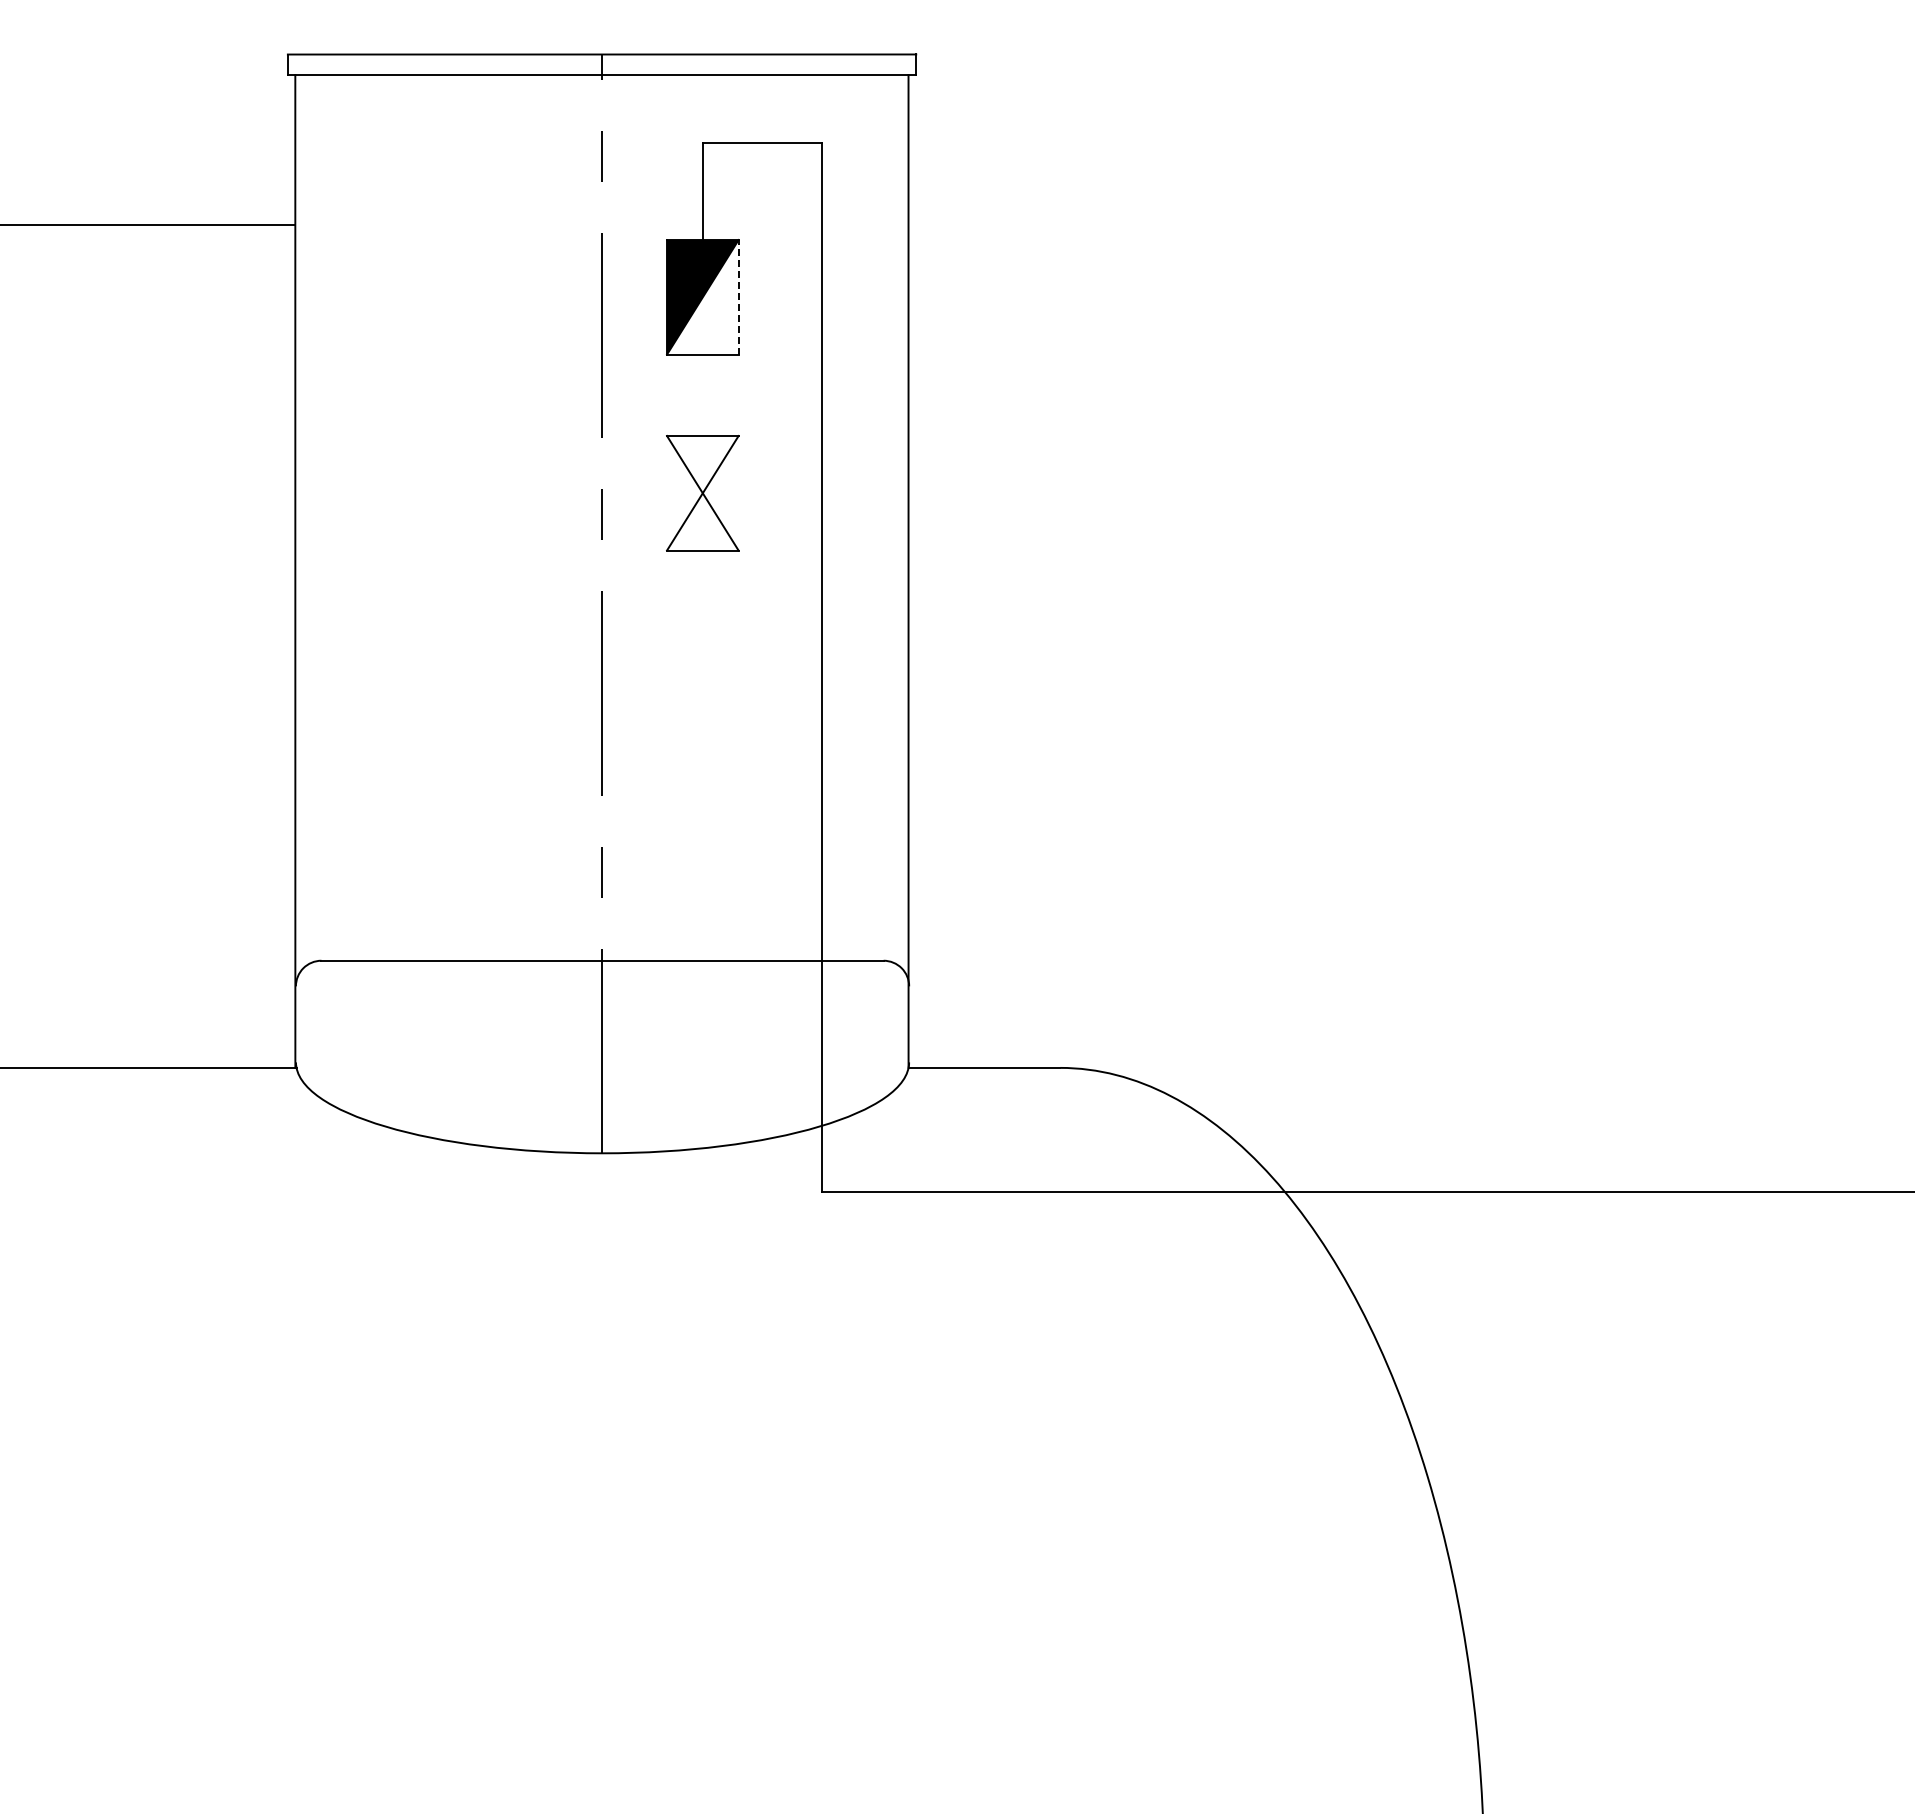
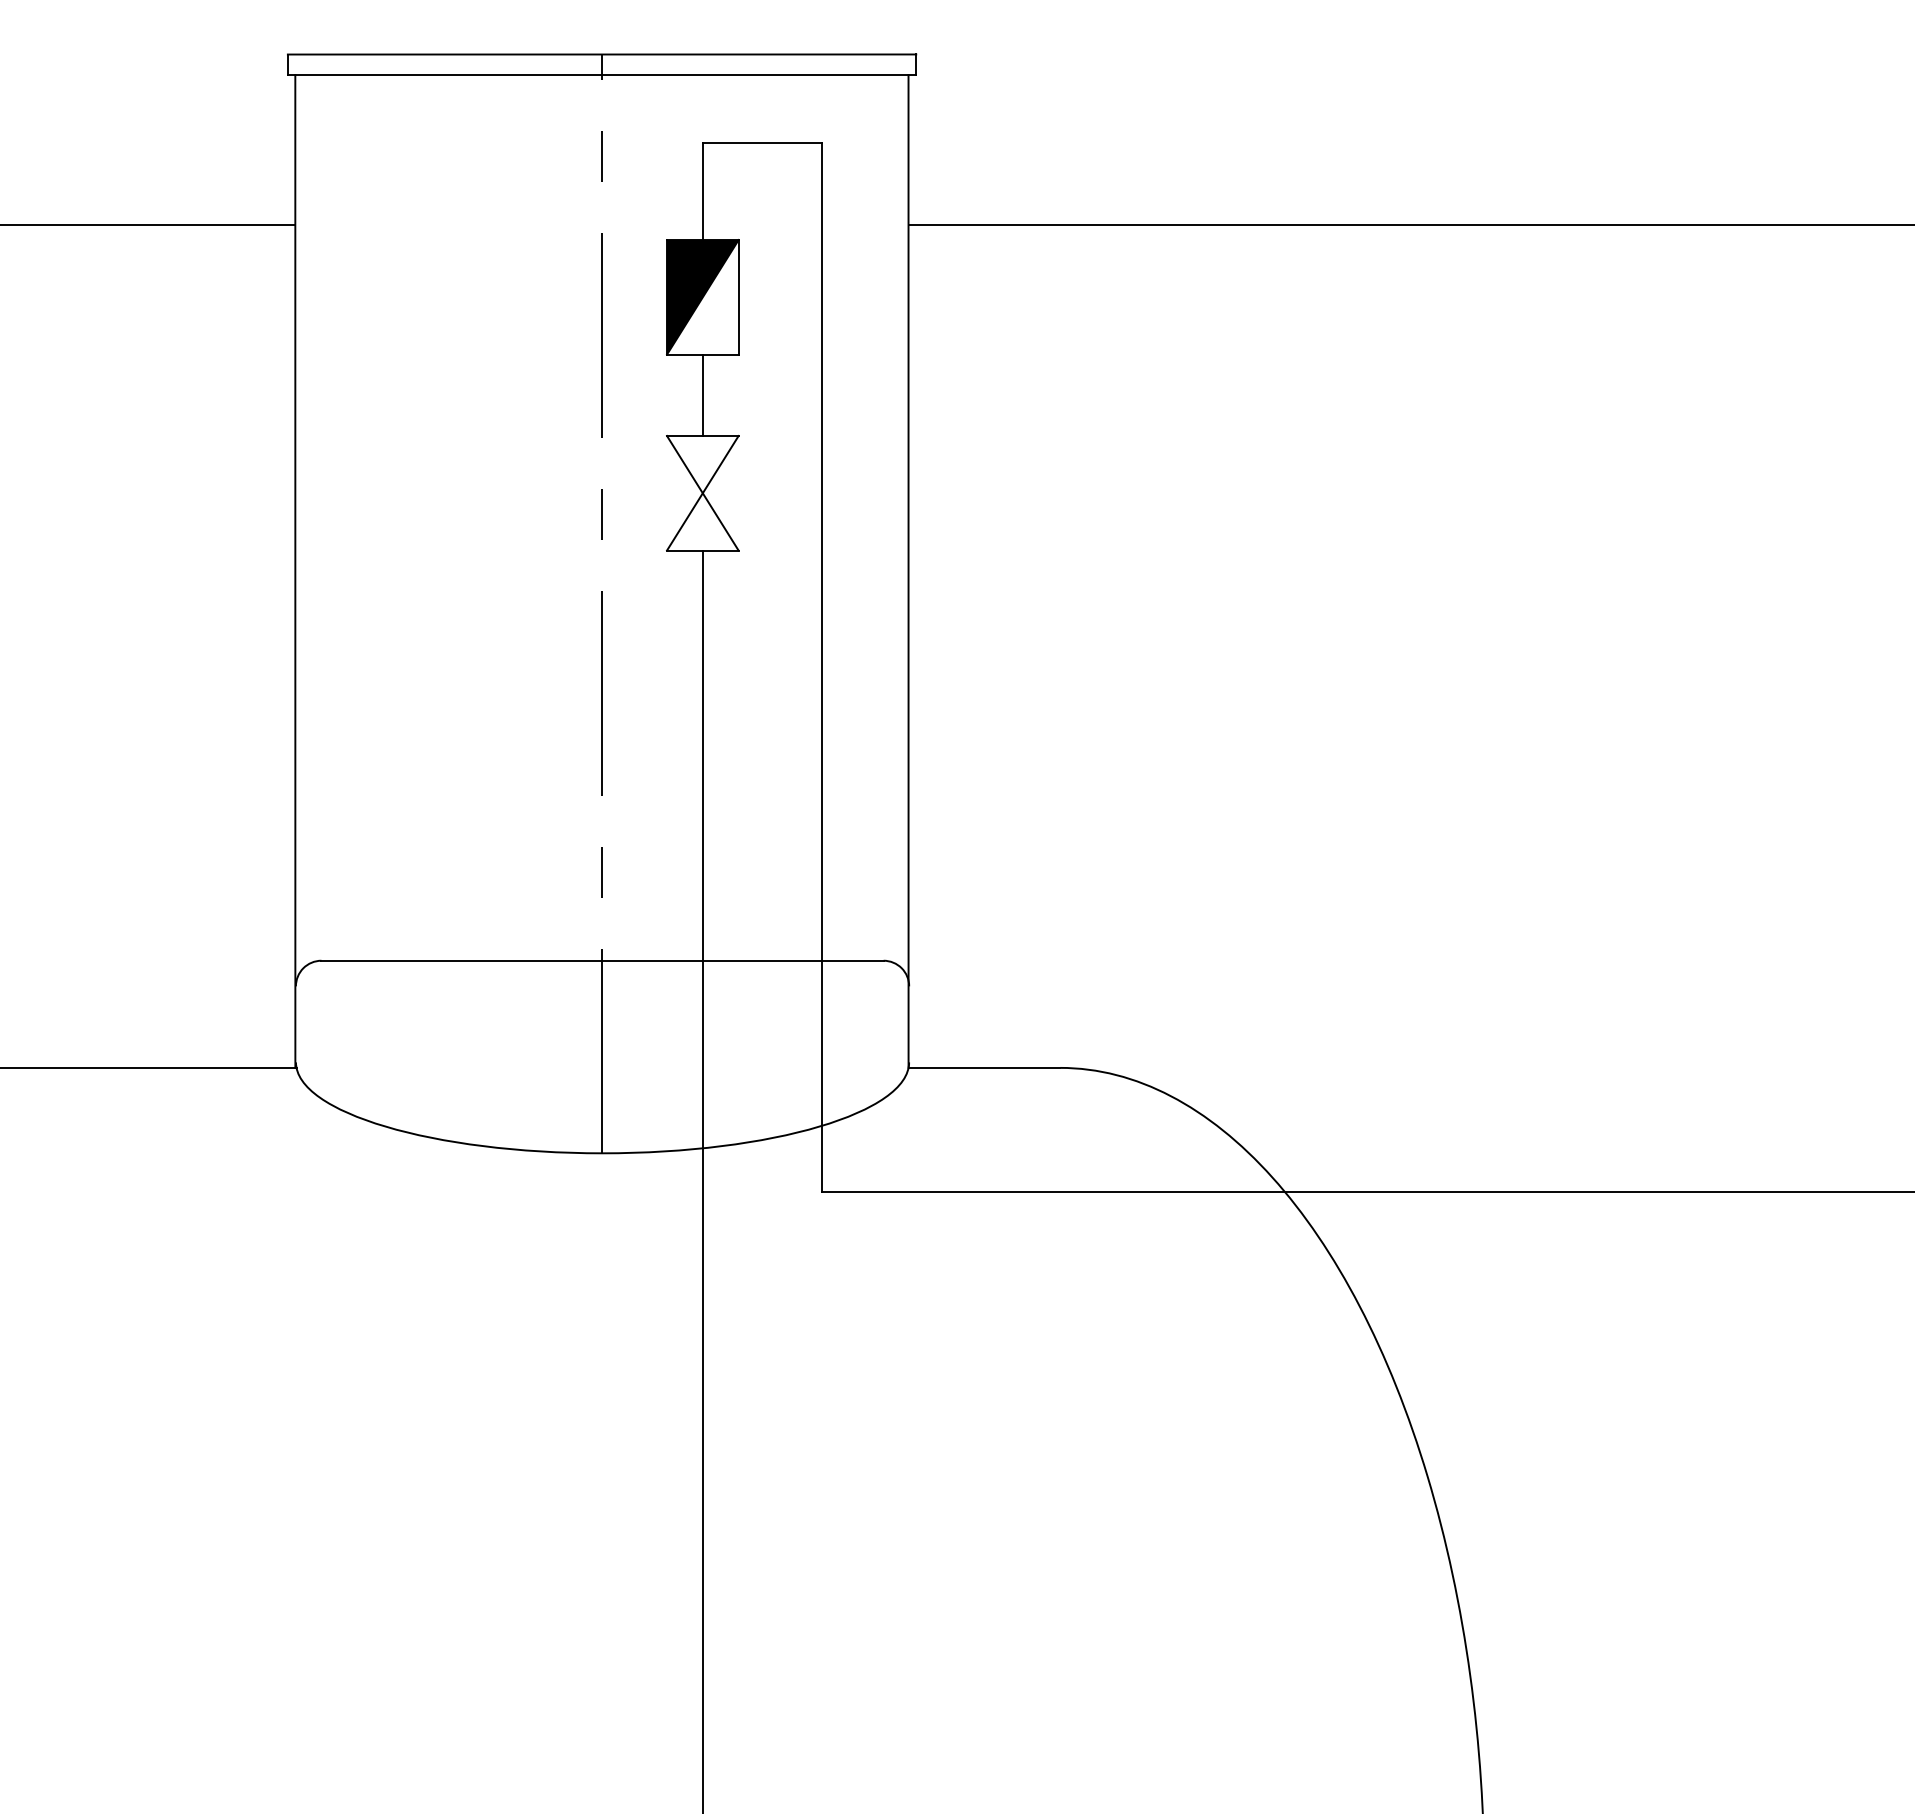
line: none -> present (1409, 224)
line: dashed -> solid (738, 296)
line: none -> present (702, 395)
line: none -> present (702, 1180)
